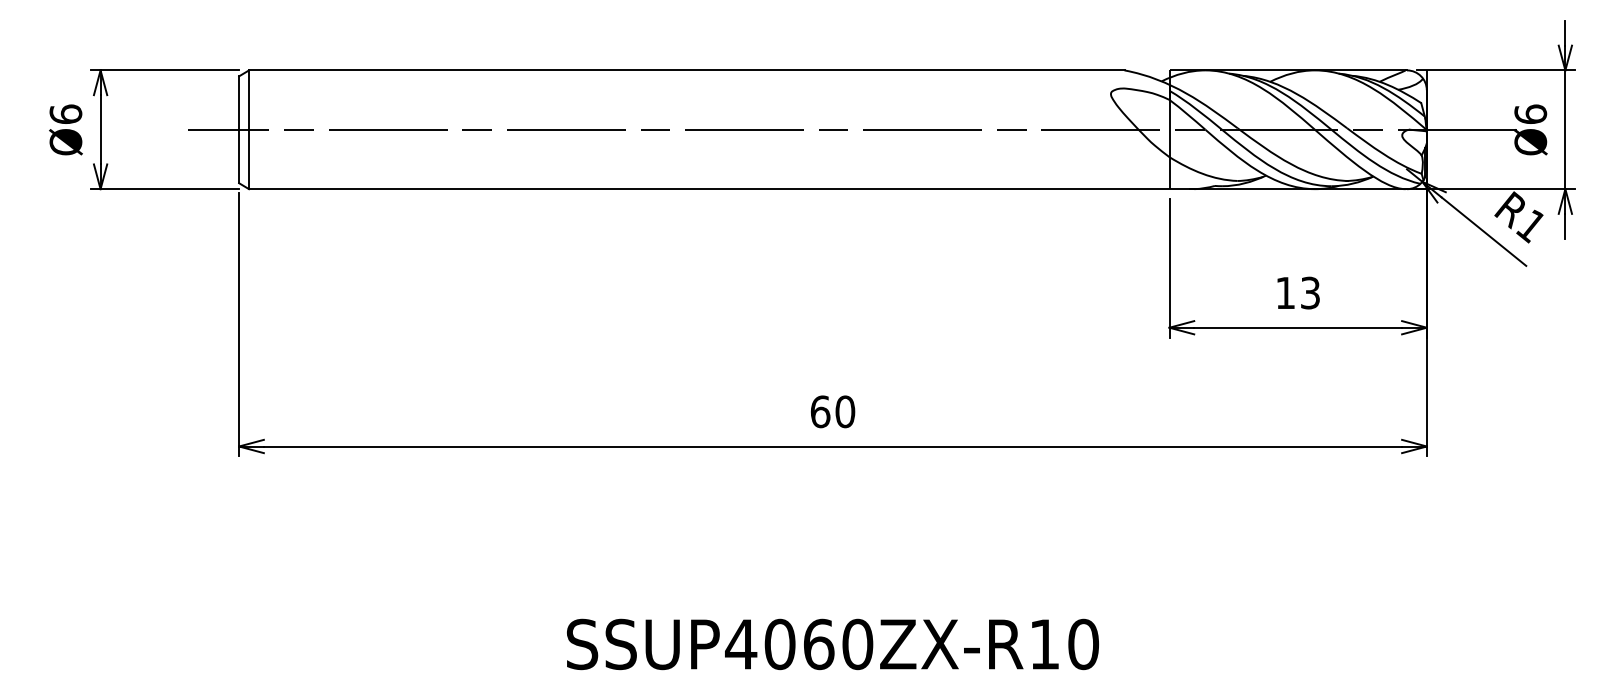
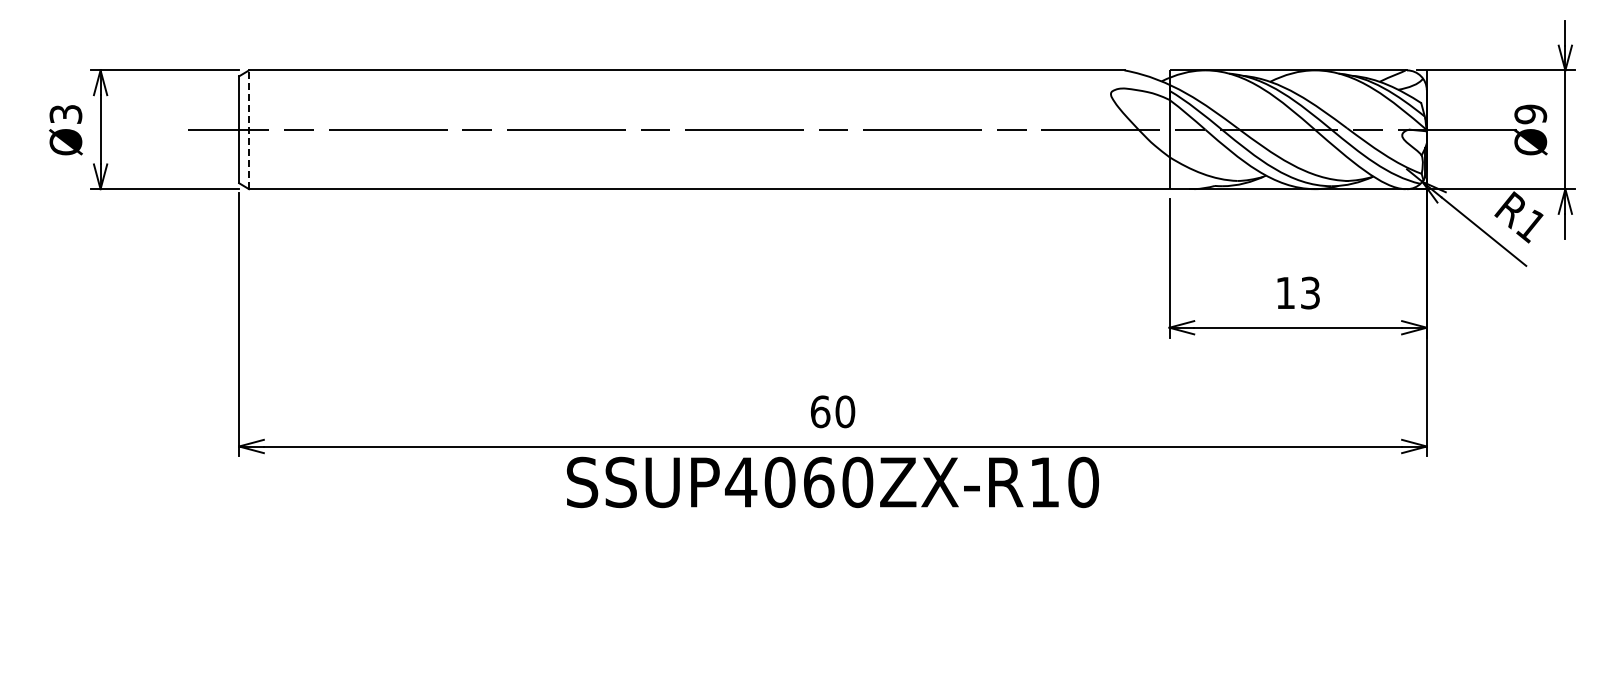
text: Ø6 -> Ø3 (65, 113)
text: Ø6 -> Ø9 (1530, 114)
line: solid -> dashed (249, 129)
text position: (832, 644) -> (832, 482) (832, 482)
